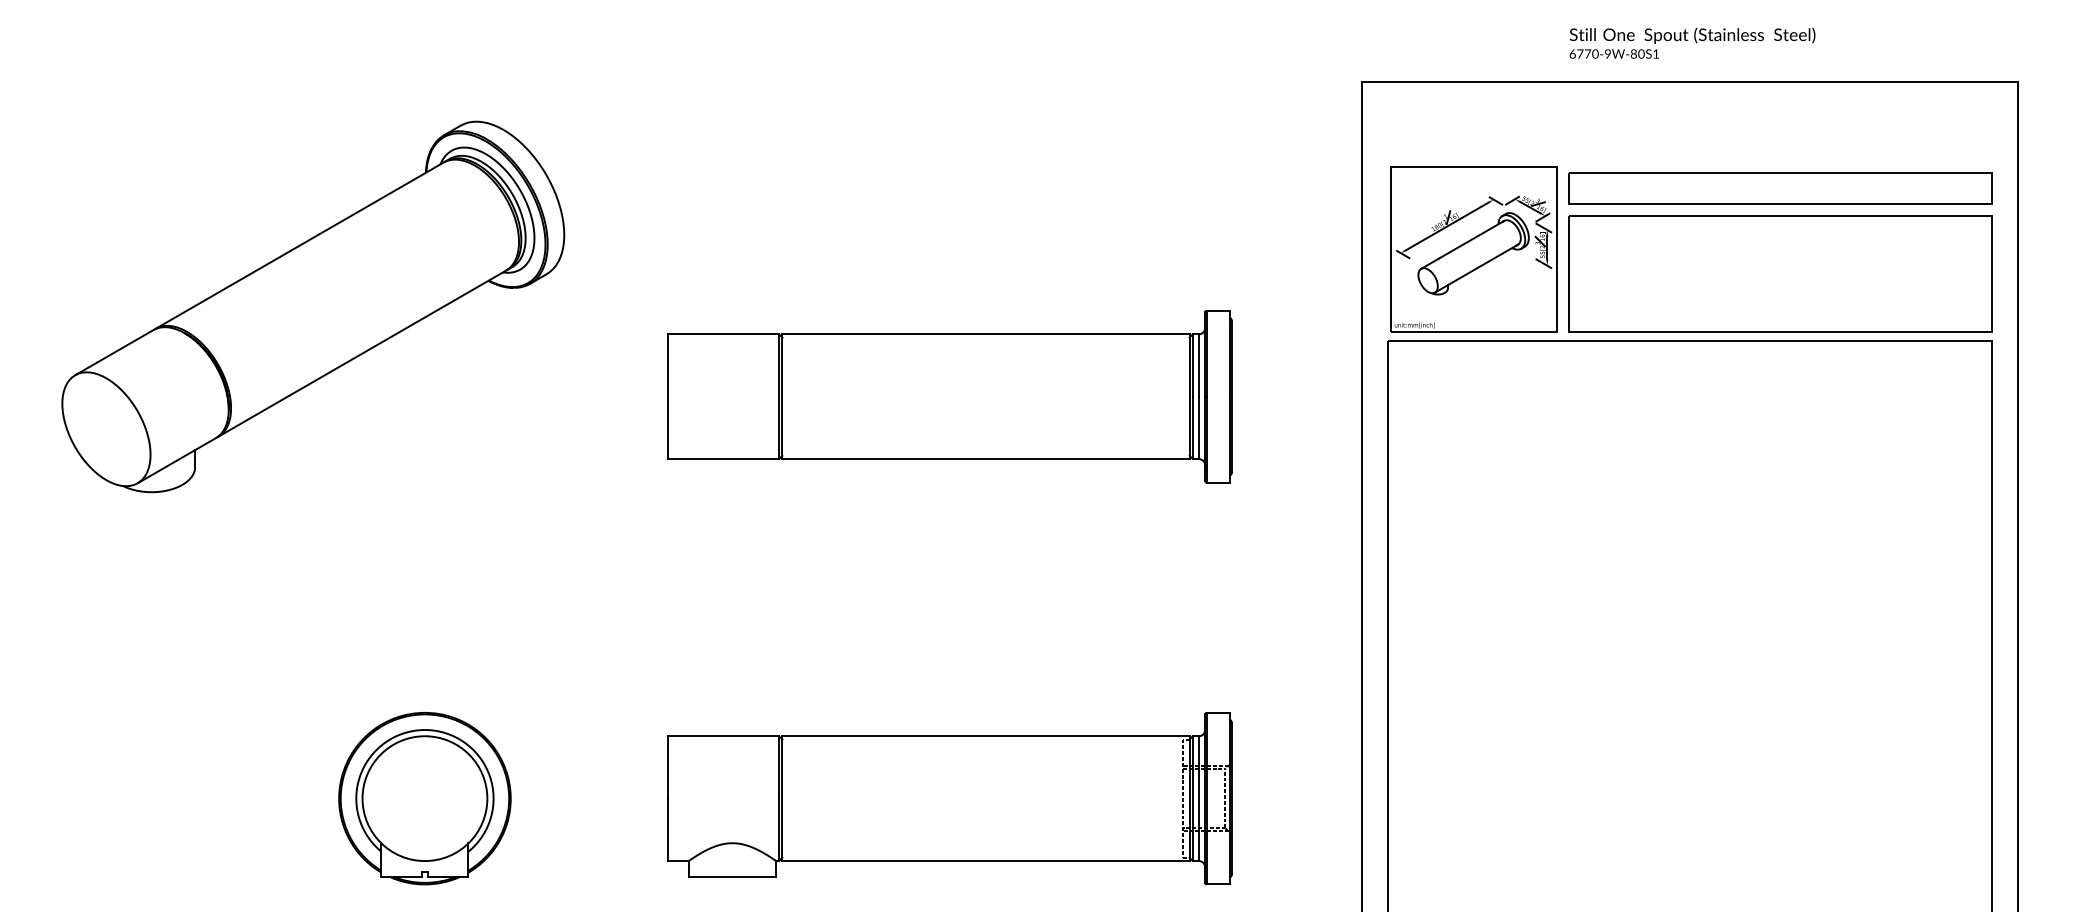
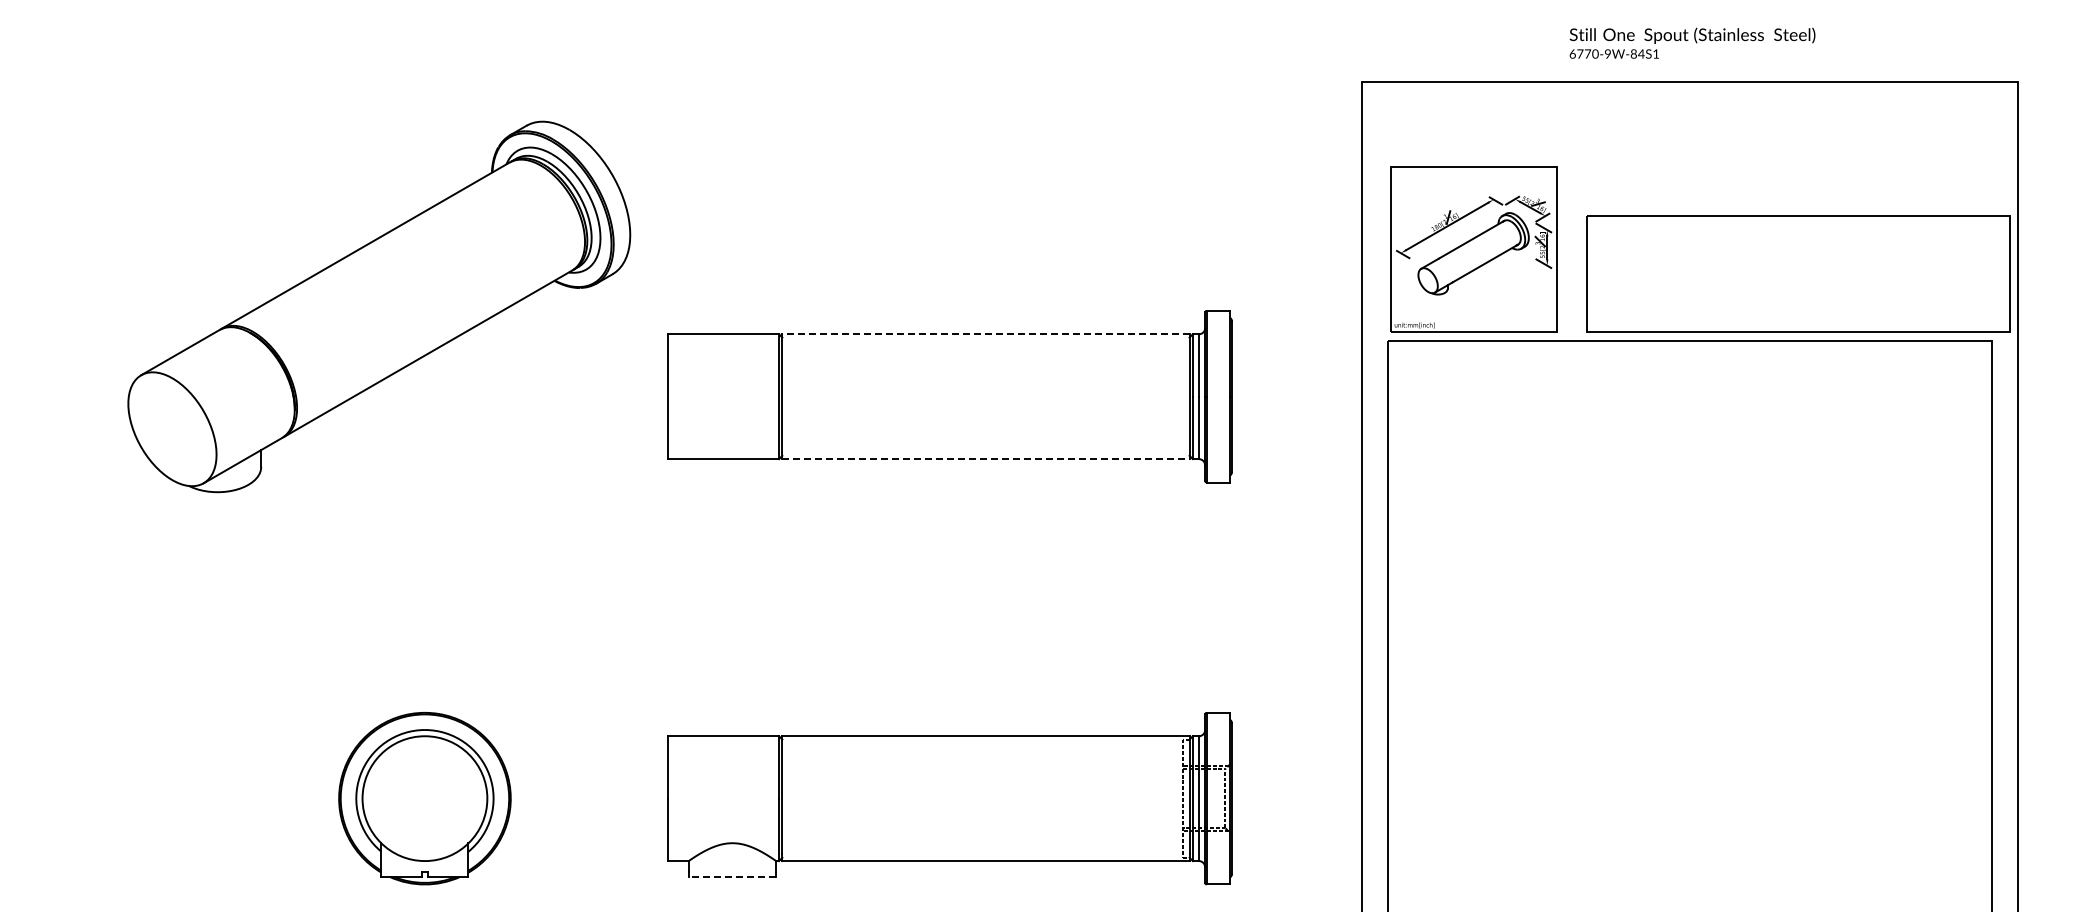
text: 6770-9W-80S1 -> 6770-9W-84S1 (1641, 53)
part: present -> none (1780, 188)
part position: (1780, 273) -> (1798, 273) (1798, 273)
part position: (313, 306) -> (379, 306) (379, 306)
line: solid -> dashed (985, 334)
line: solid -> dashed (985, 459)
line: solid -> dashed (731, 876)
